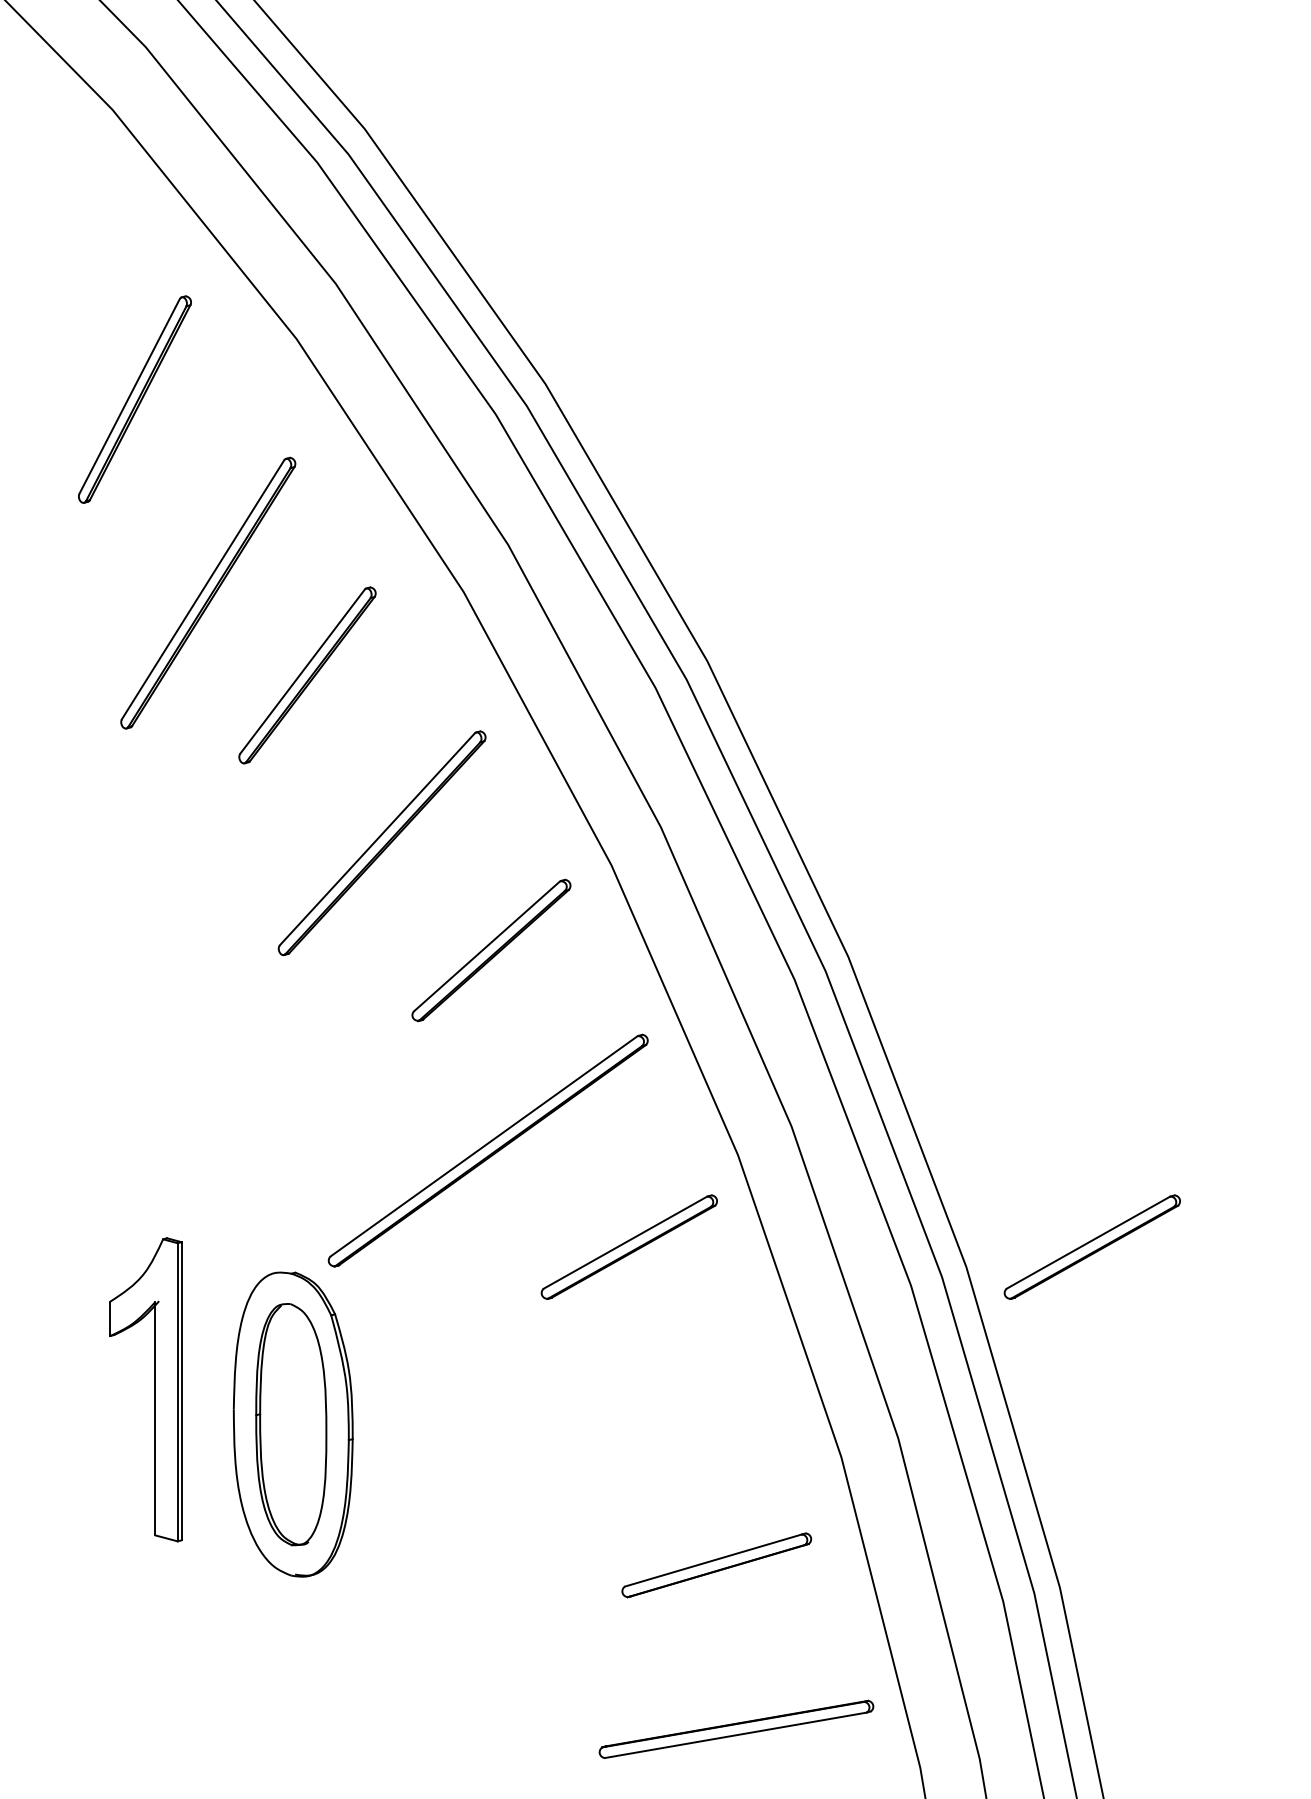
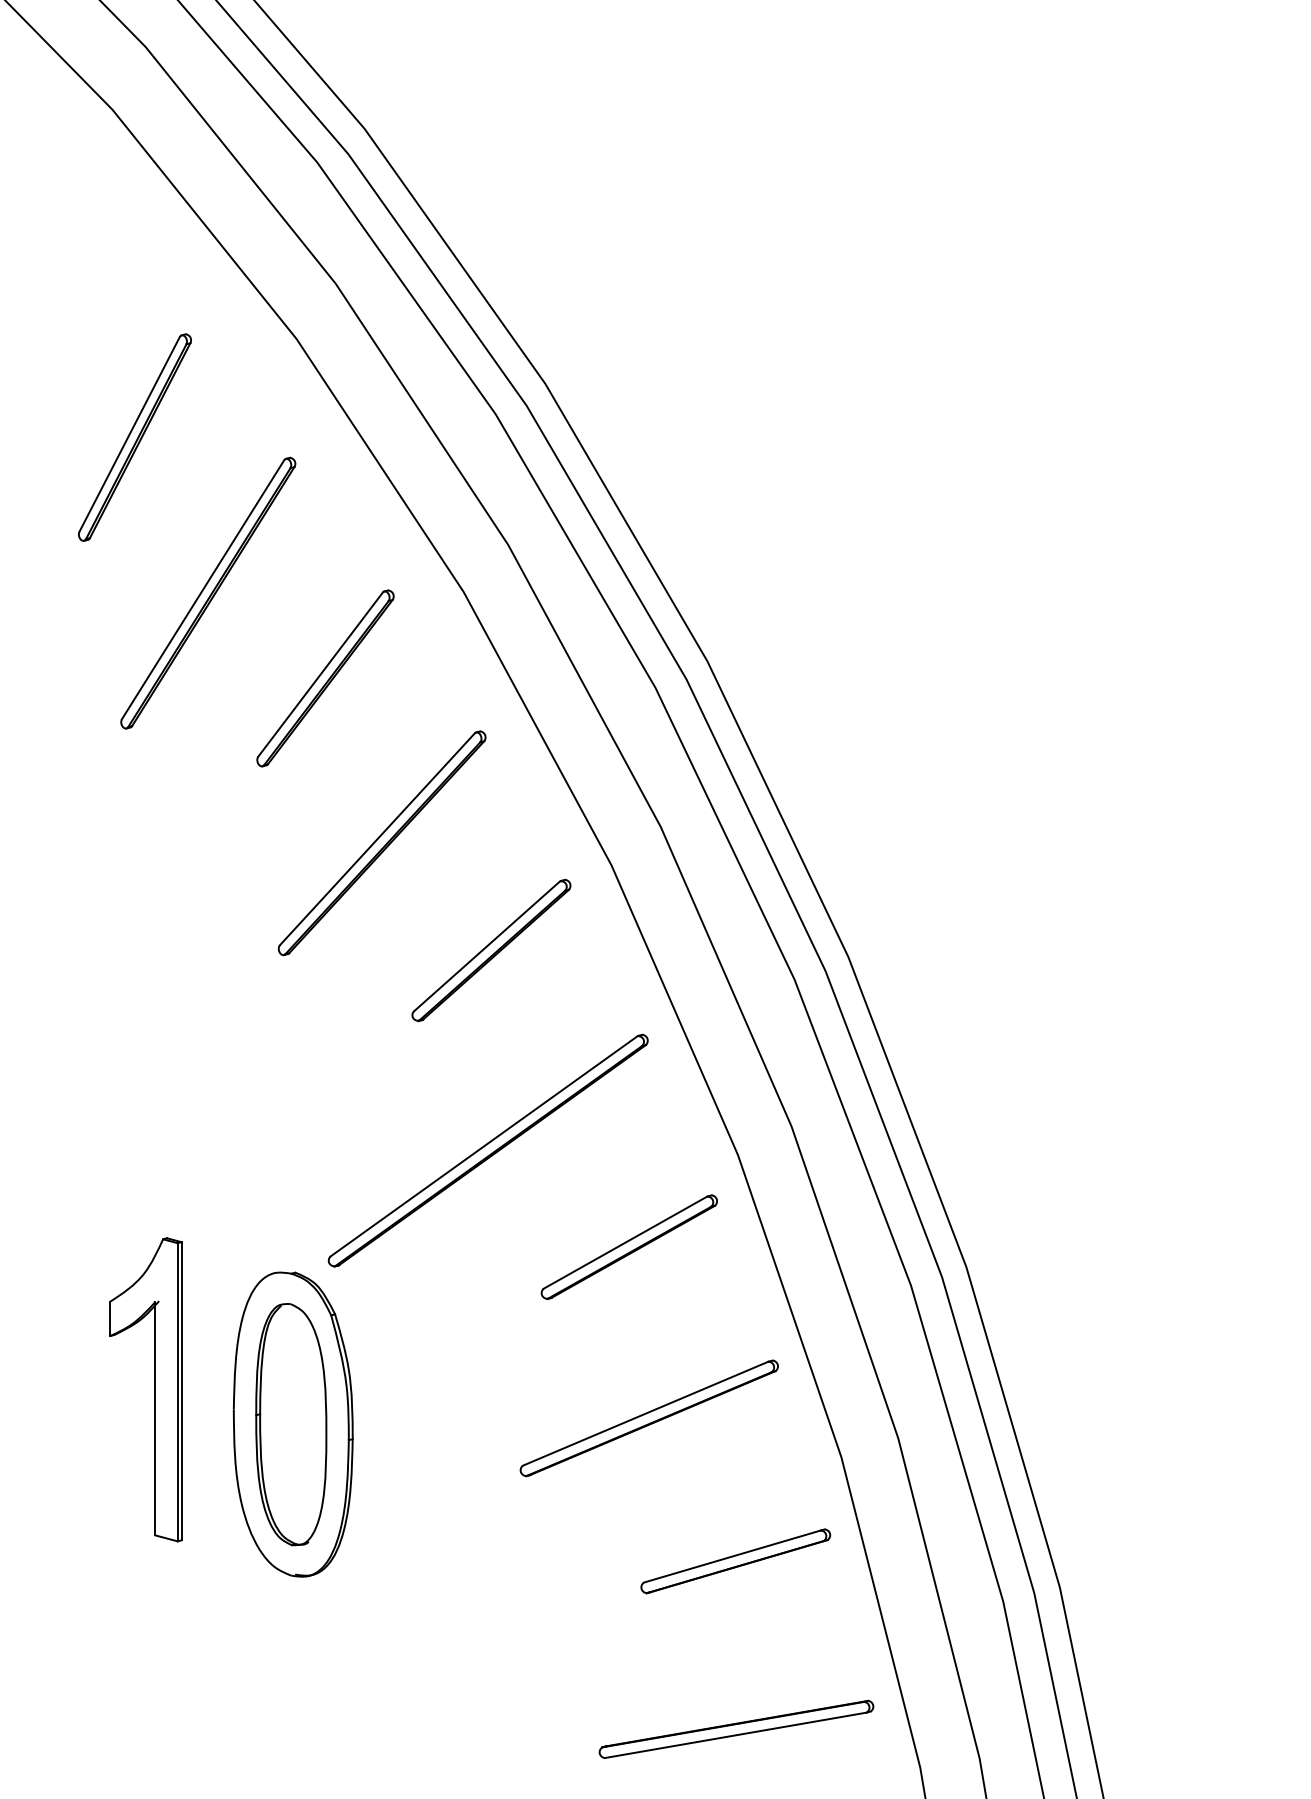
part position: (134, 399) -> (134, 437) (134, 437)
part position: (307, 675) -> (325, 678) (325, 678)
part: present -> none (1091, 1246)
part: none -> present (648, 1418)
part position: (716, 1565) -> (735, 1561) (735, 1561)
